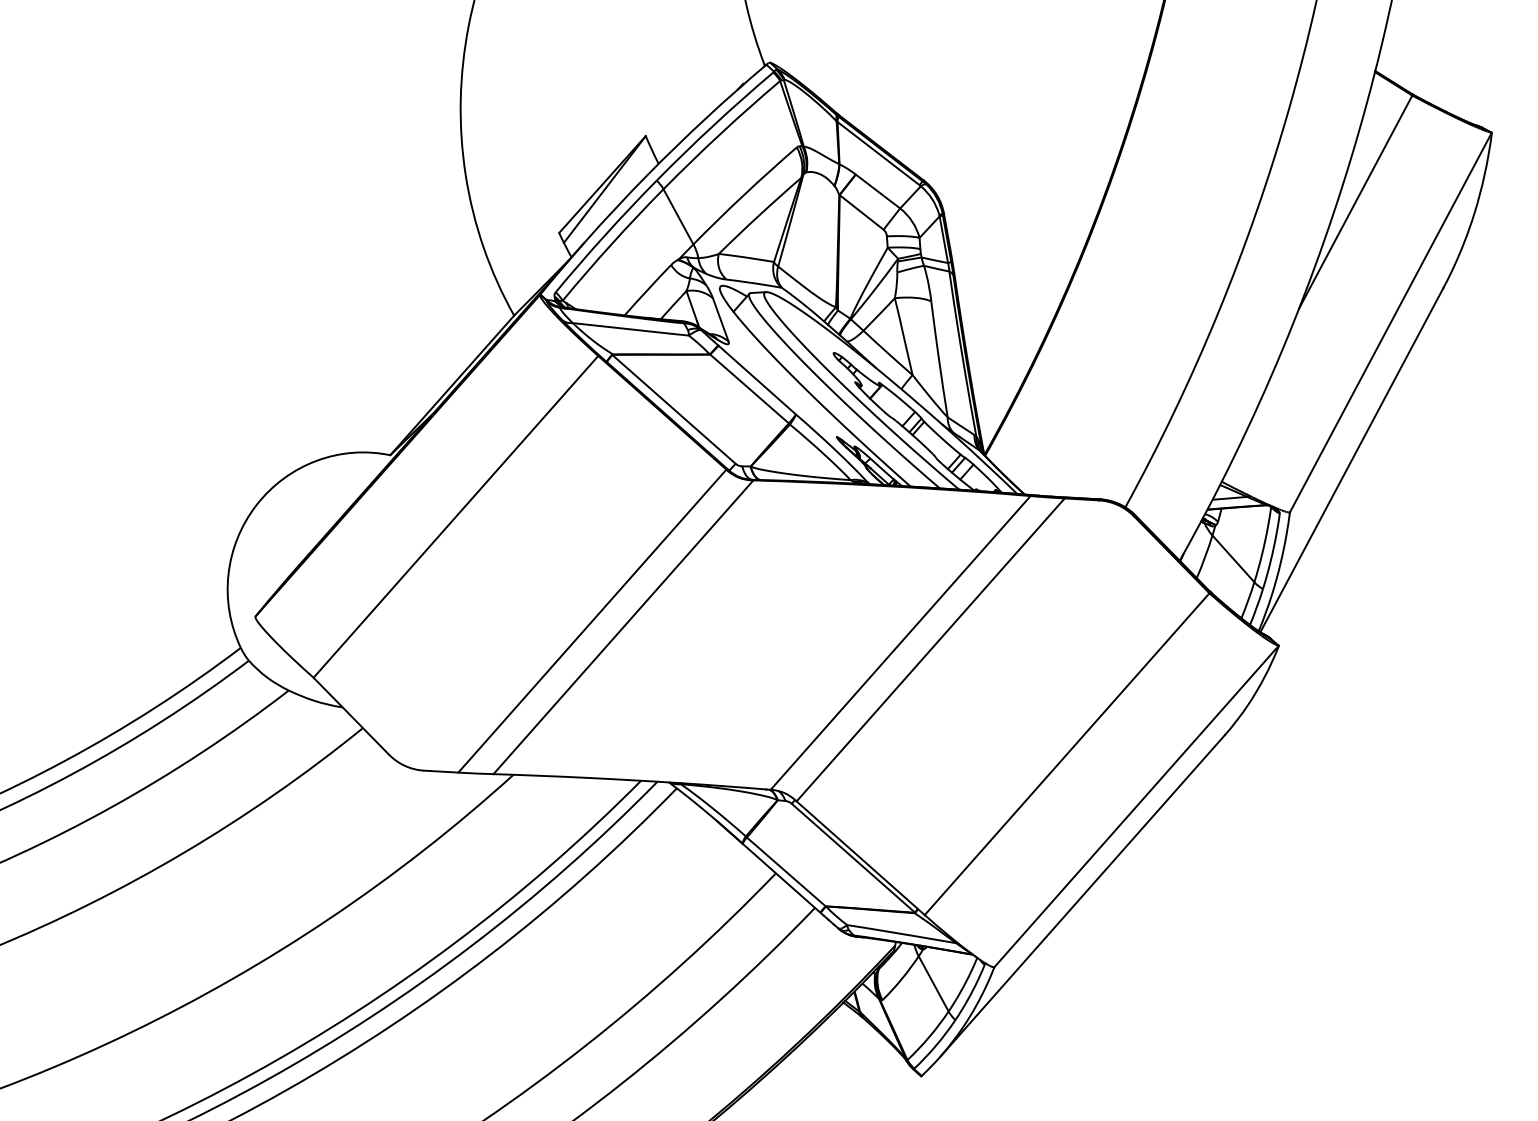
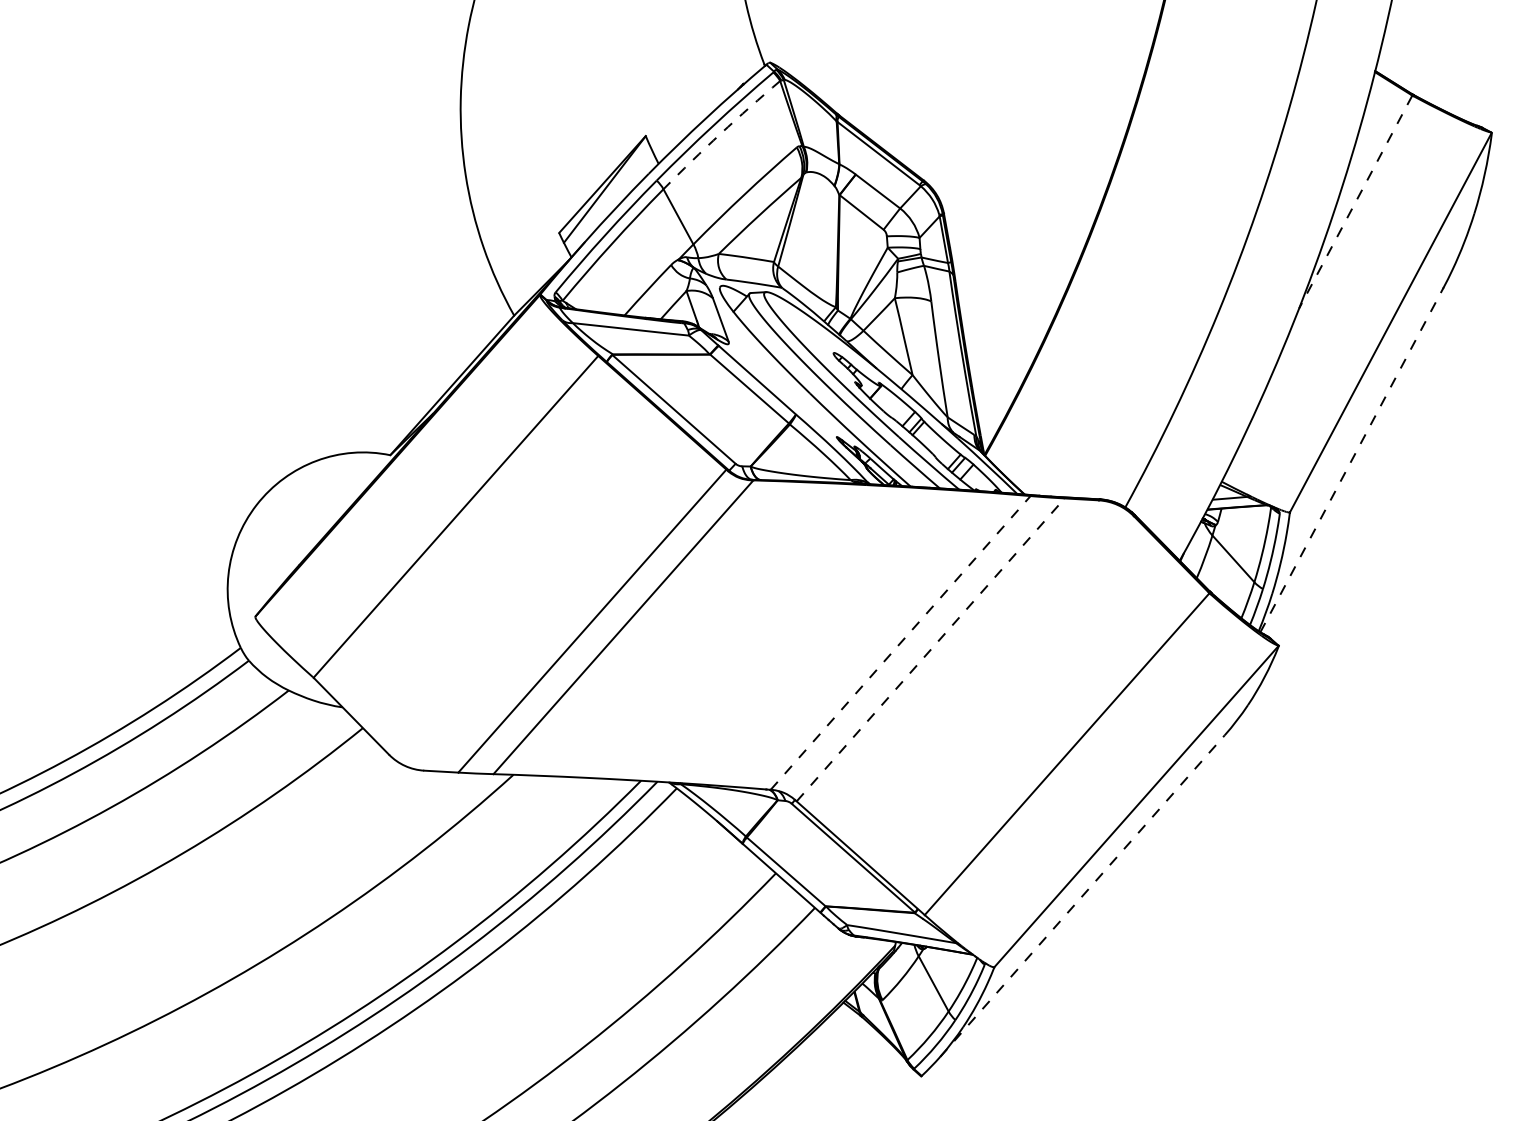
arc: solid -> dashed (720, 133)
line: solid -> dashed (1355, 202)
line: solid -> dashed (1352, 459)
line: solid -> dashed (900, 642)
line: solid -> dashed (931, 649)
line: solid -> dashed (1082, 896)
